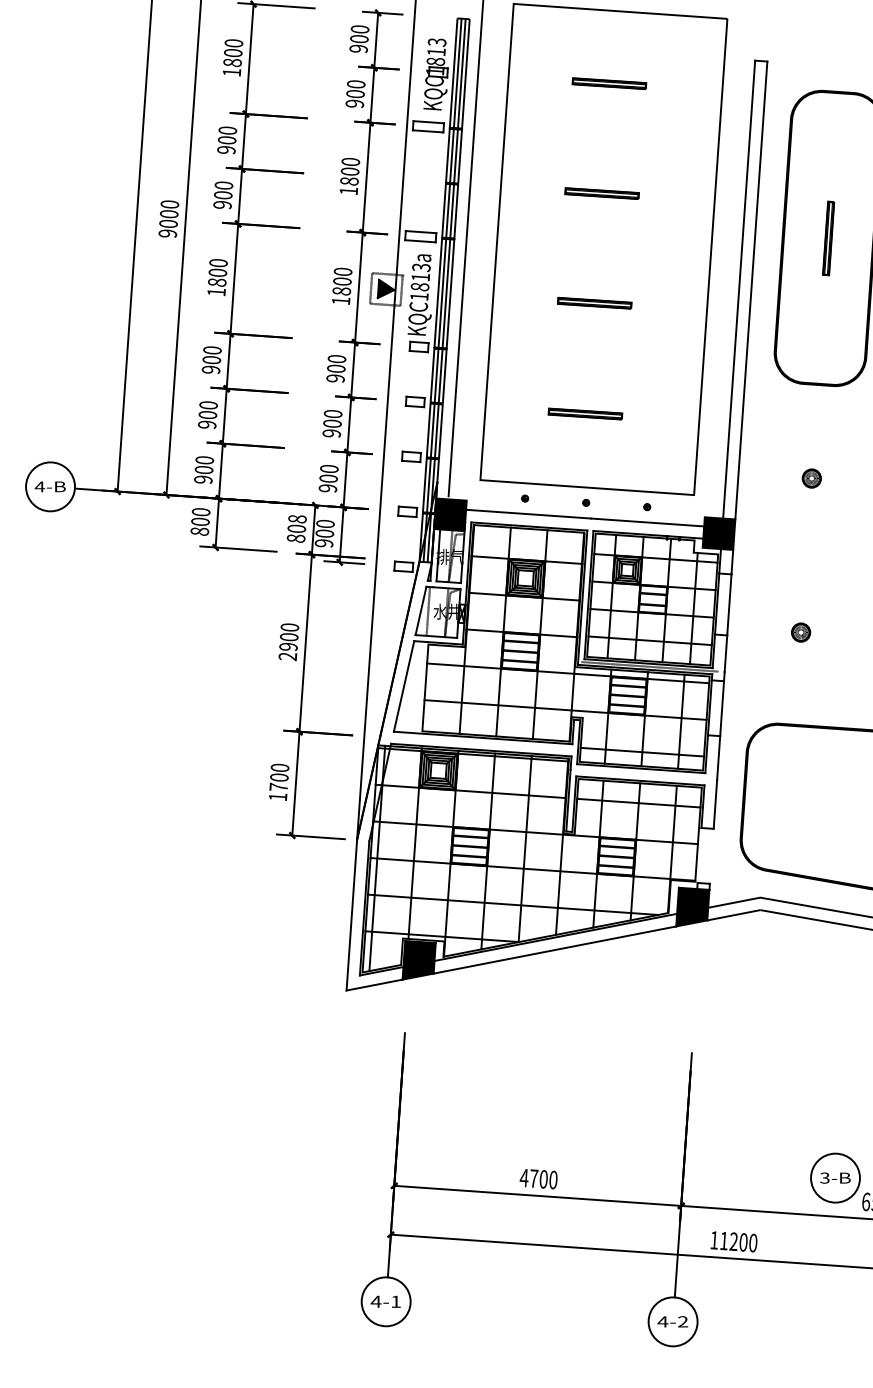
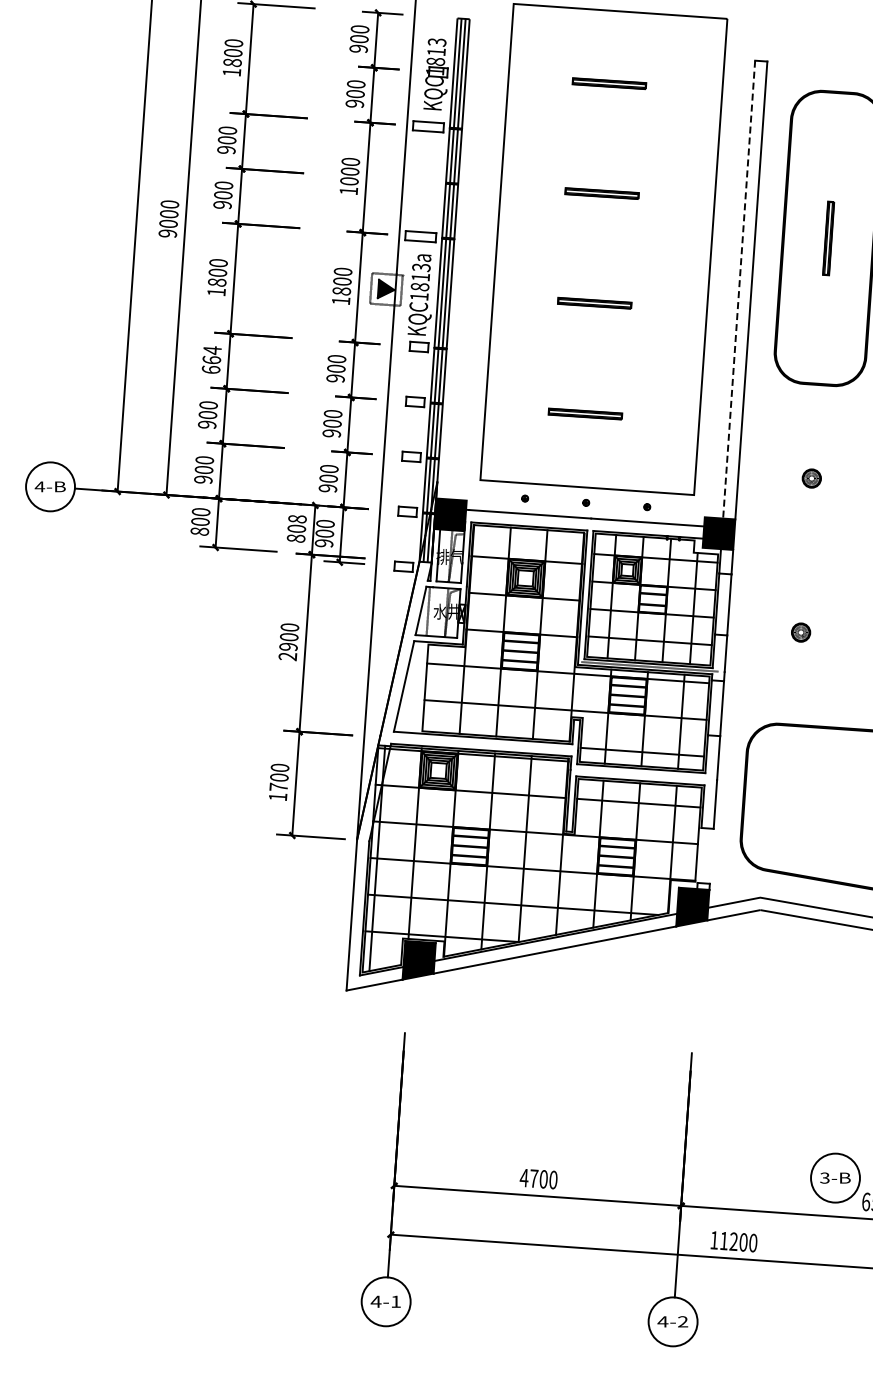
text: 1800 -> 1000 (349, 181)
line: present -> none (465, 249)
line: solid -> dashed (739, 290)
text: 900 -> 664 (211, 359)
